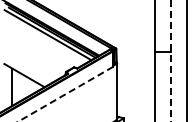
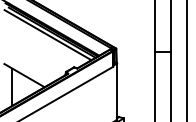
line: dashed -> solid (170, 61)
line: dashed -> solid (65, 94)
